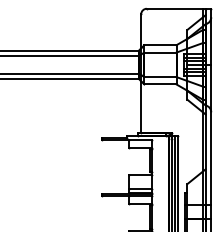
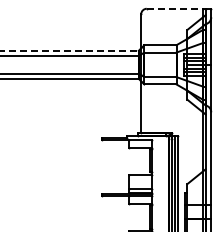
line: solid -> dashed (175, 8)
line: solid -> dashed (69, 50)
